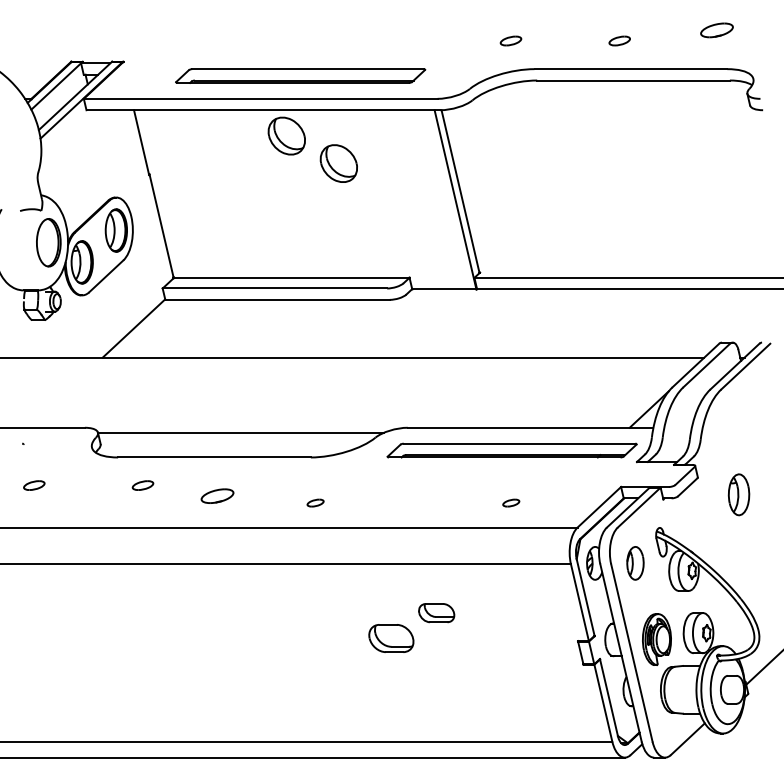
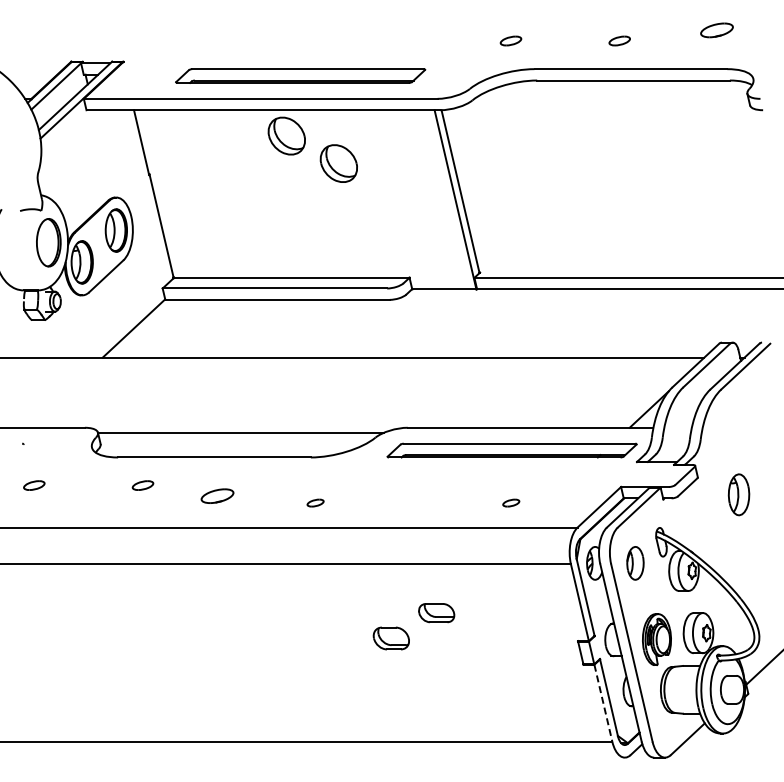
part size: 47x29 px -> 38x25 px (390, 638)
line: solid -> dashed (603, 703)
line: present -> none (313, 757)
